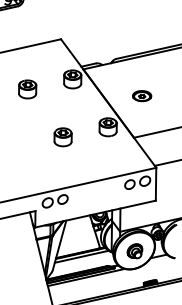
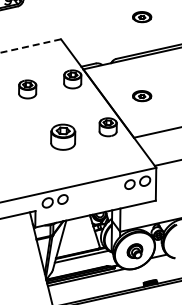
part: none -> present (142, 17)
line: solid -> dashed (30, 46)
part size: 20x21 px -> 27x28 px (63, 136)
